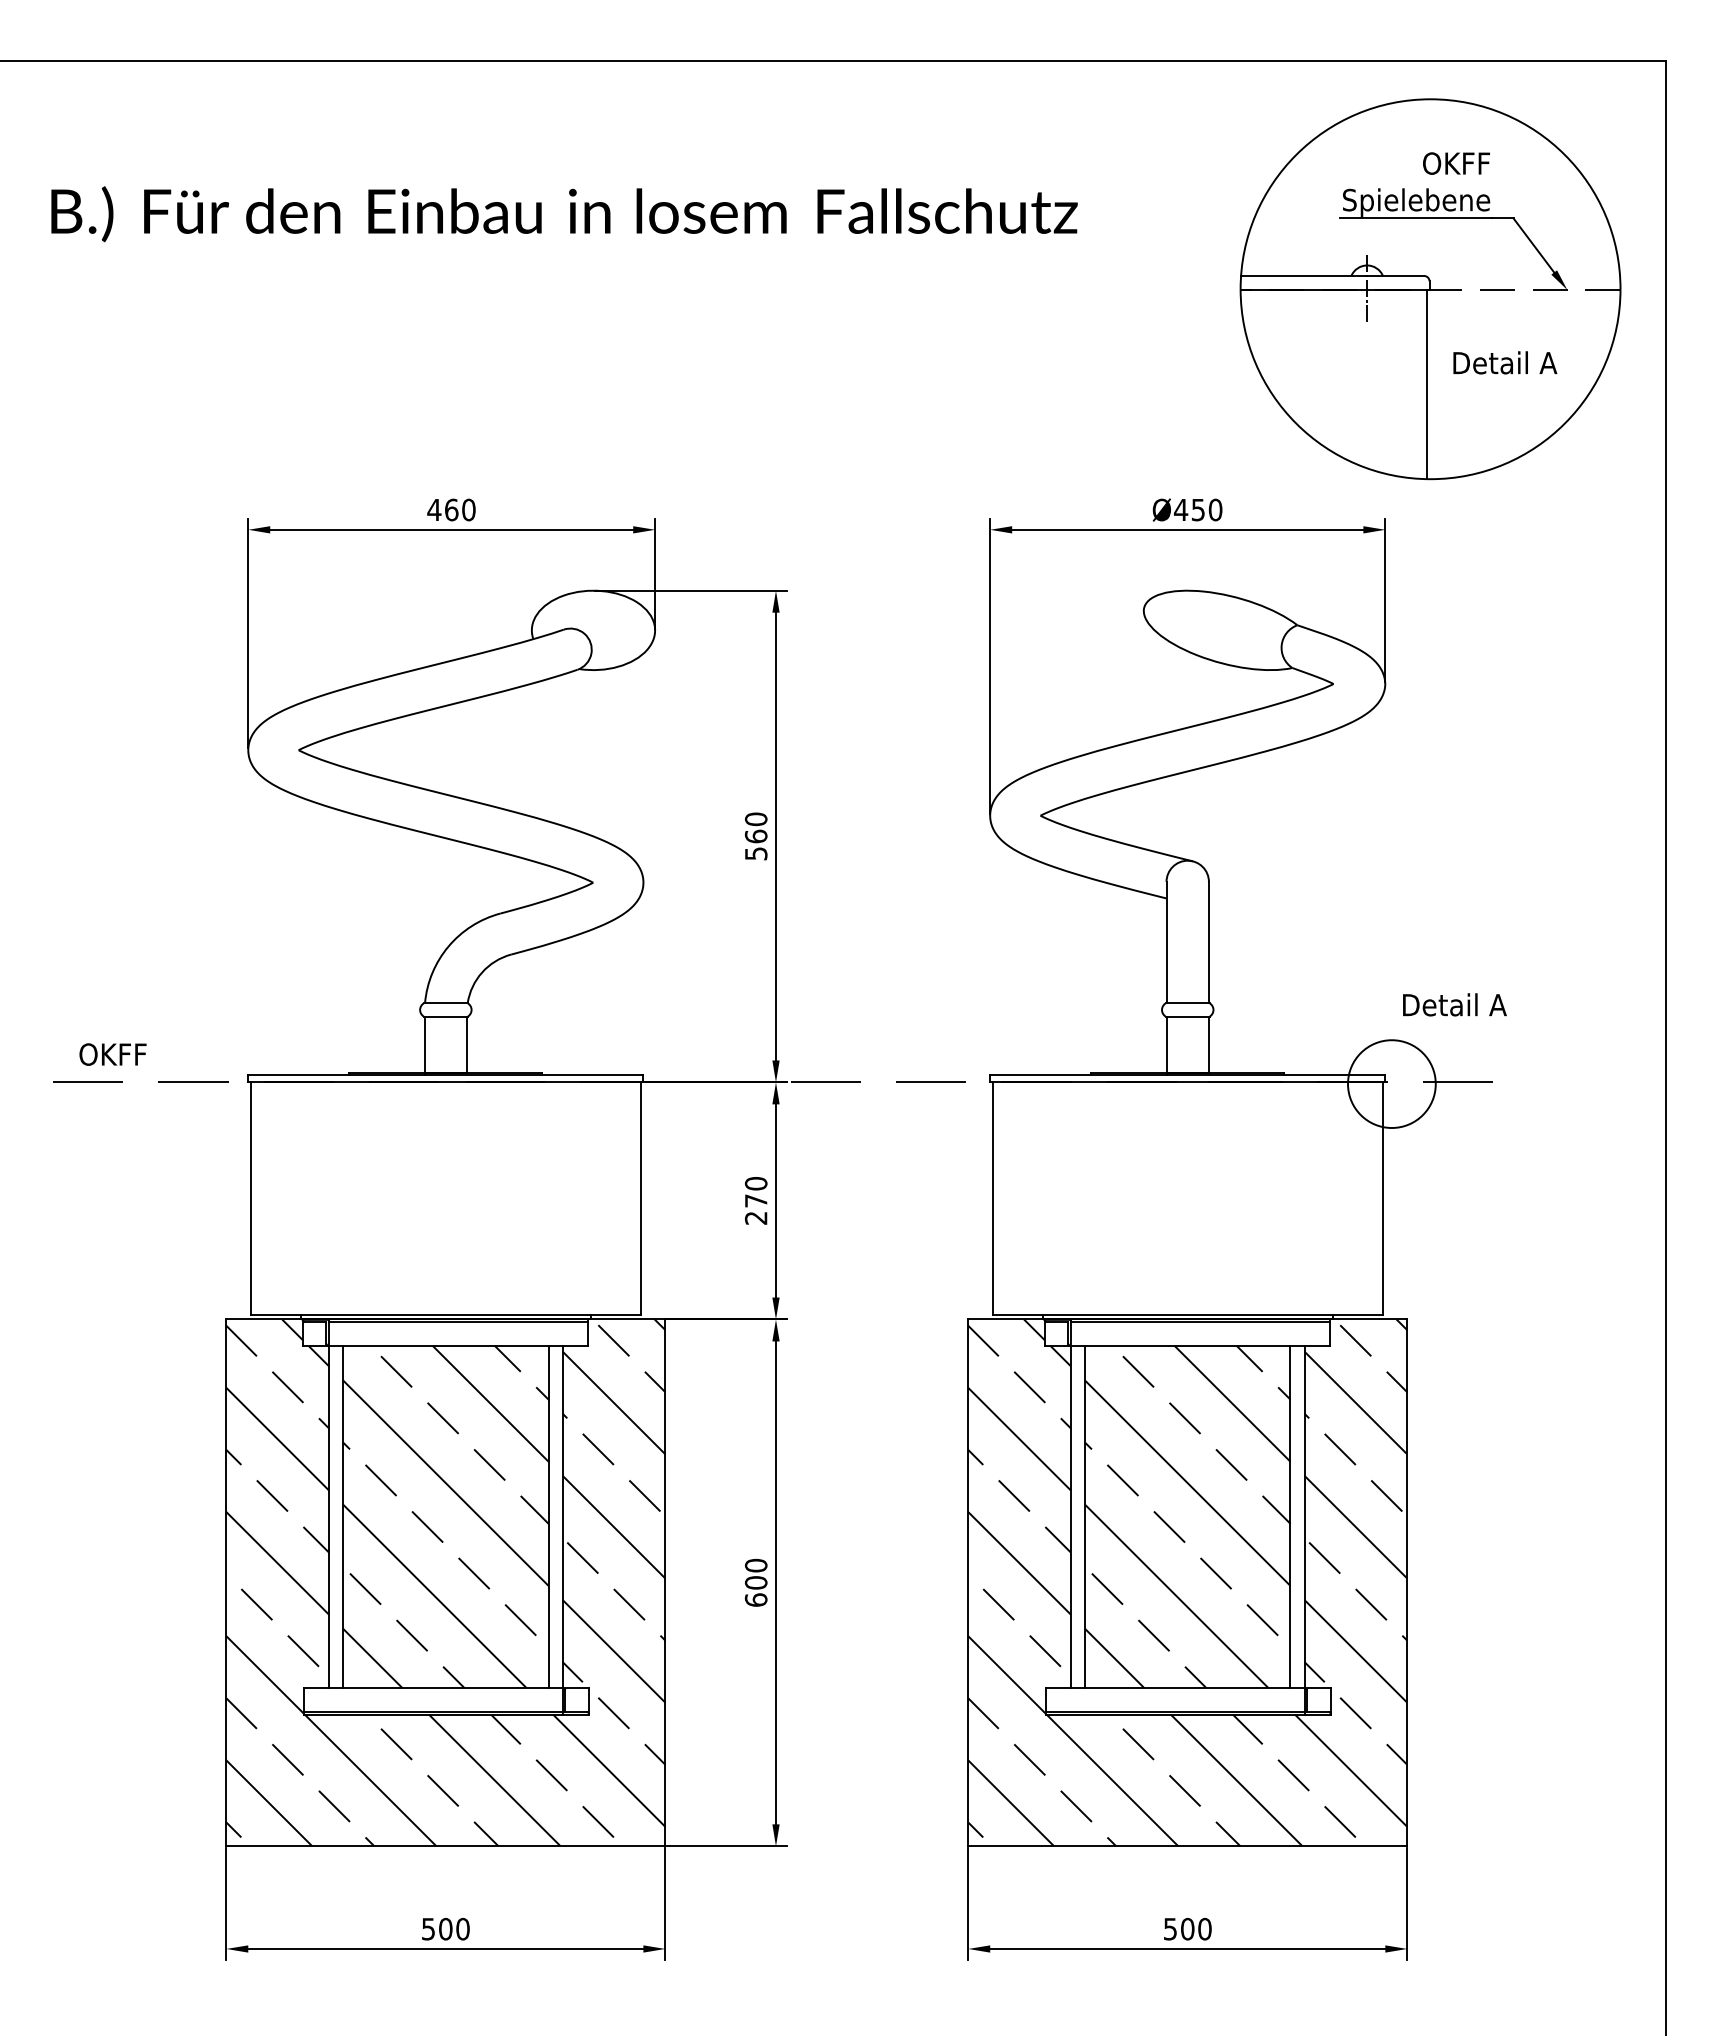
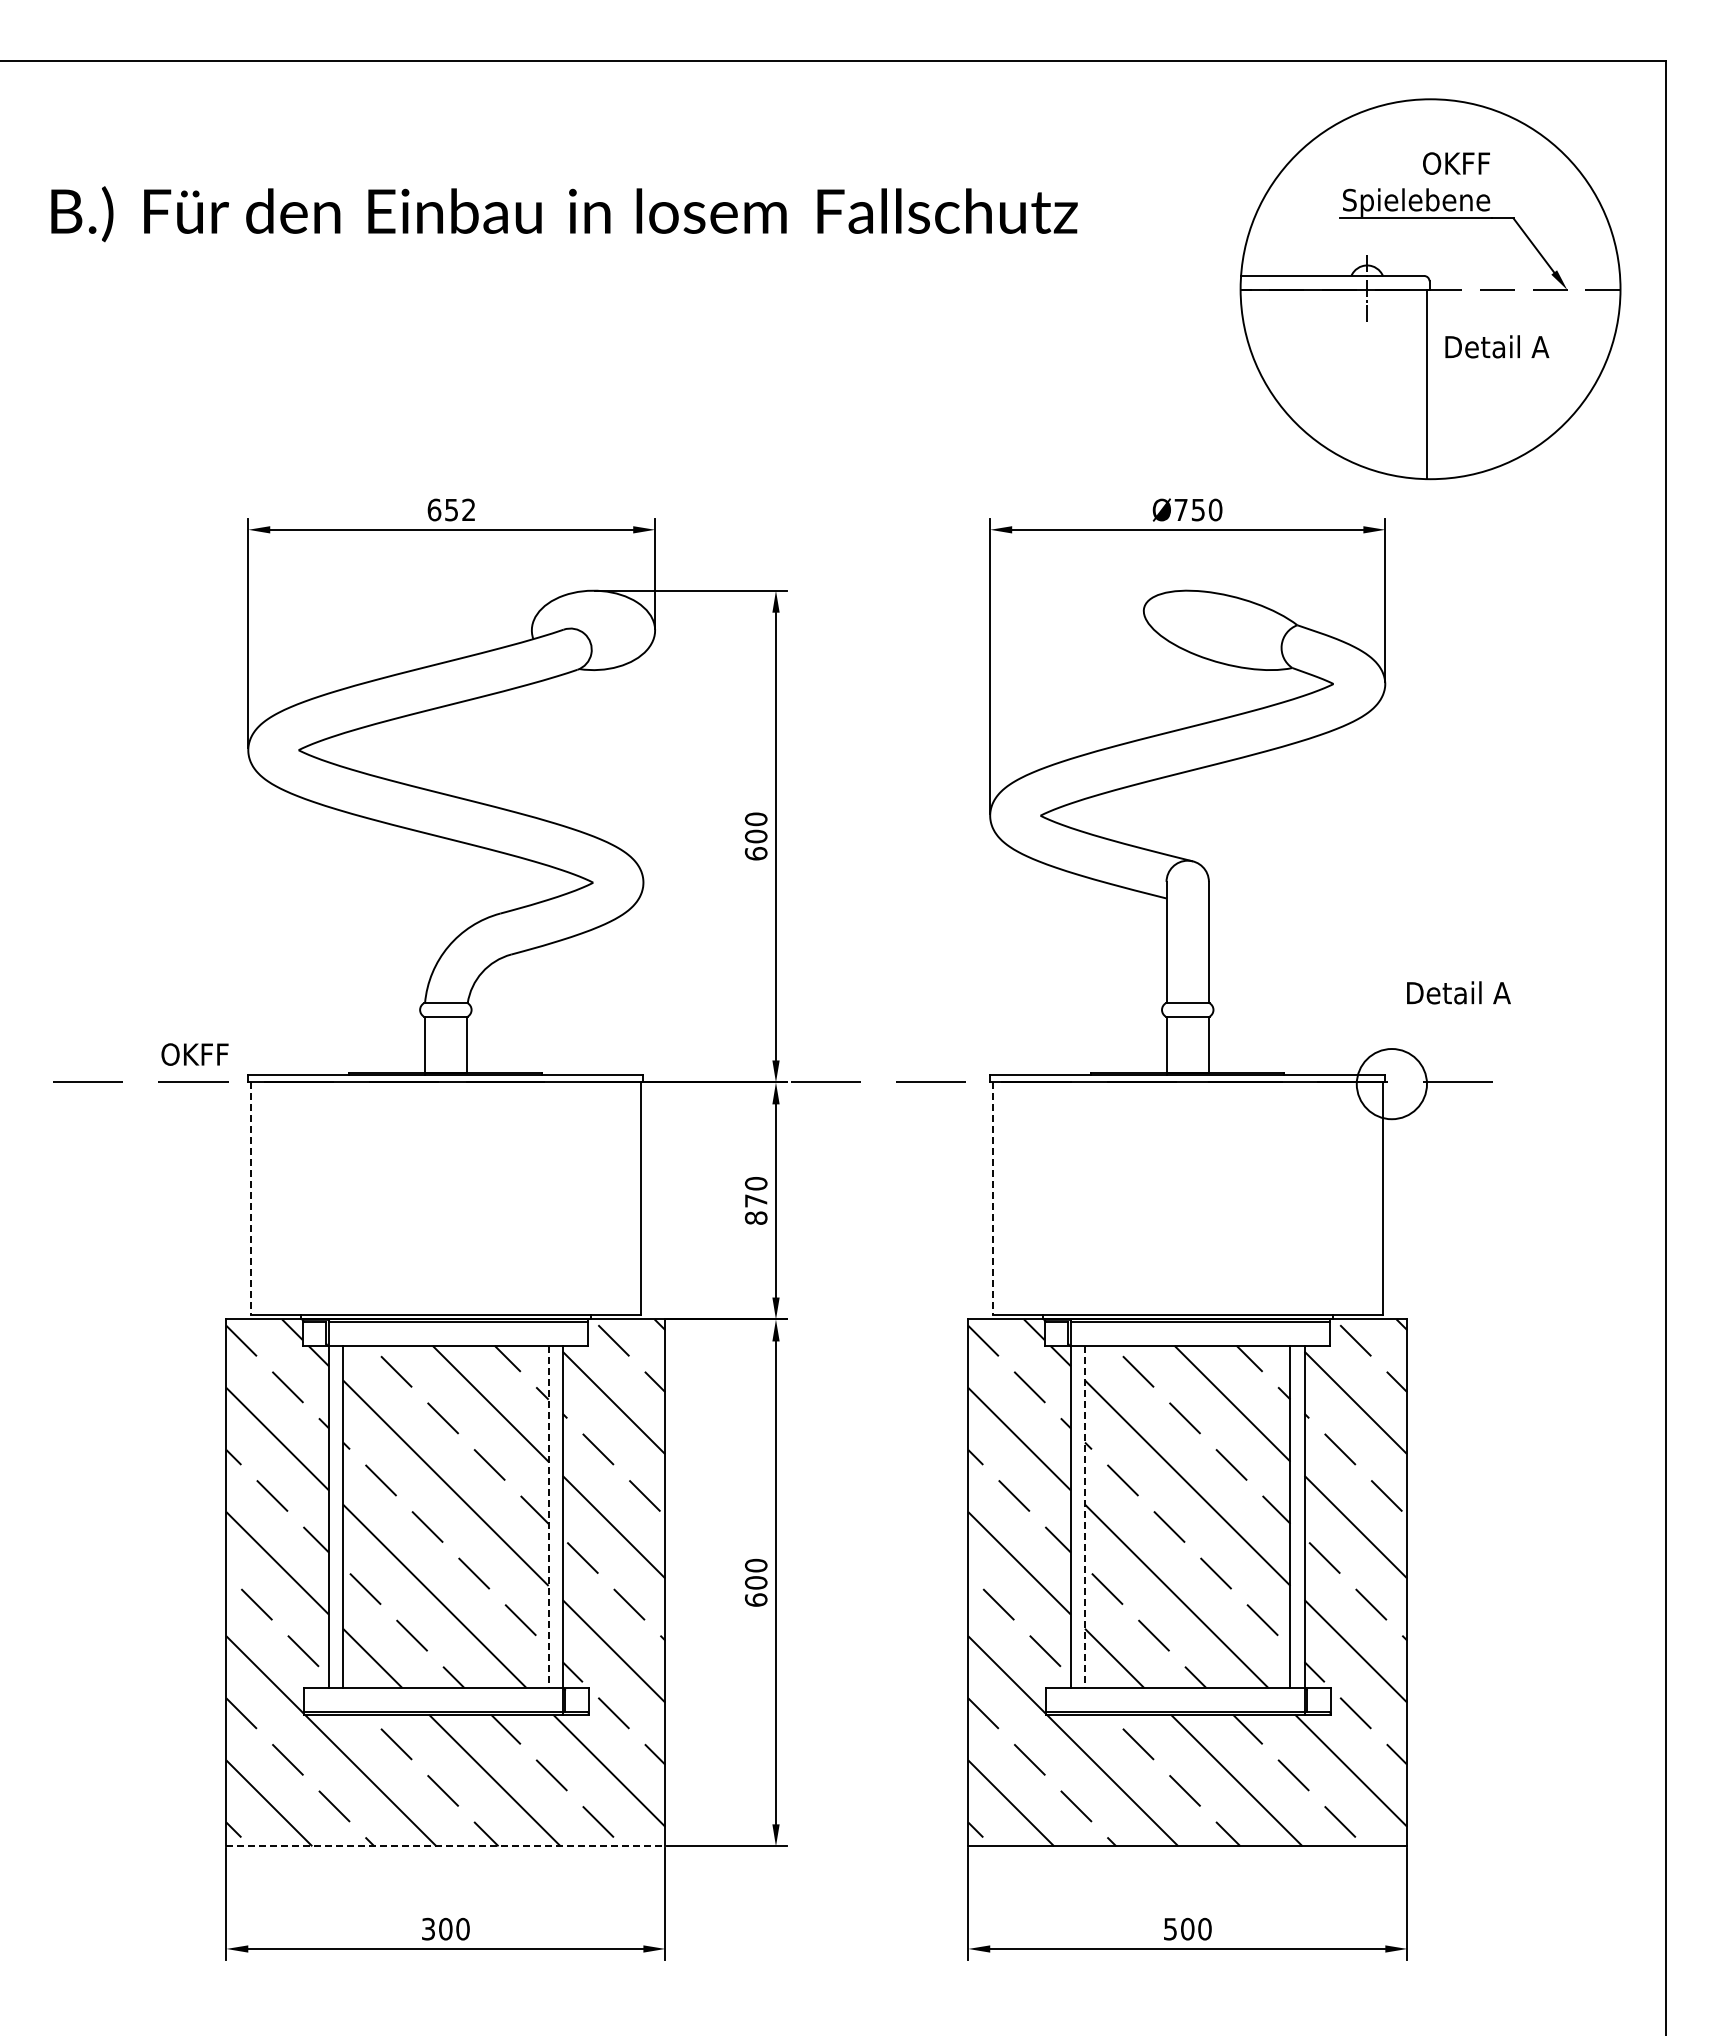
text position: (1505, 362) -> (1497, 346) (1497, 346)
text: 460 -> 652 (451, 509)
text: Ø450 -> Ø750 (1181, 509)
text: 560 -> 600 (755, 844)
text position: (1454, 1004) -> (1458, 992) (1458, 992)
text position: (112, 1054) -> (194, 1054) (194, 1054)
circle diameter: 88 px -> 70 px (1391, 1084)
line: solid -> dashed (250, 1199)
line: solid -> dashed (992, 1199)
text: 270 -> 870 (756, 1217)
line: solid -> dashed (548, 1517)
line: solid -> dashed (1085, 1517)
line: solid -> dashed (445, 1846)
text: 500 -> 300 (428, 1928)
